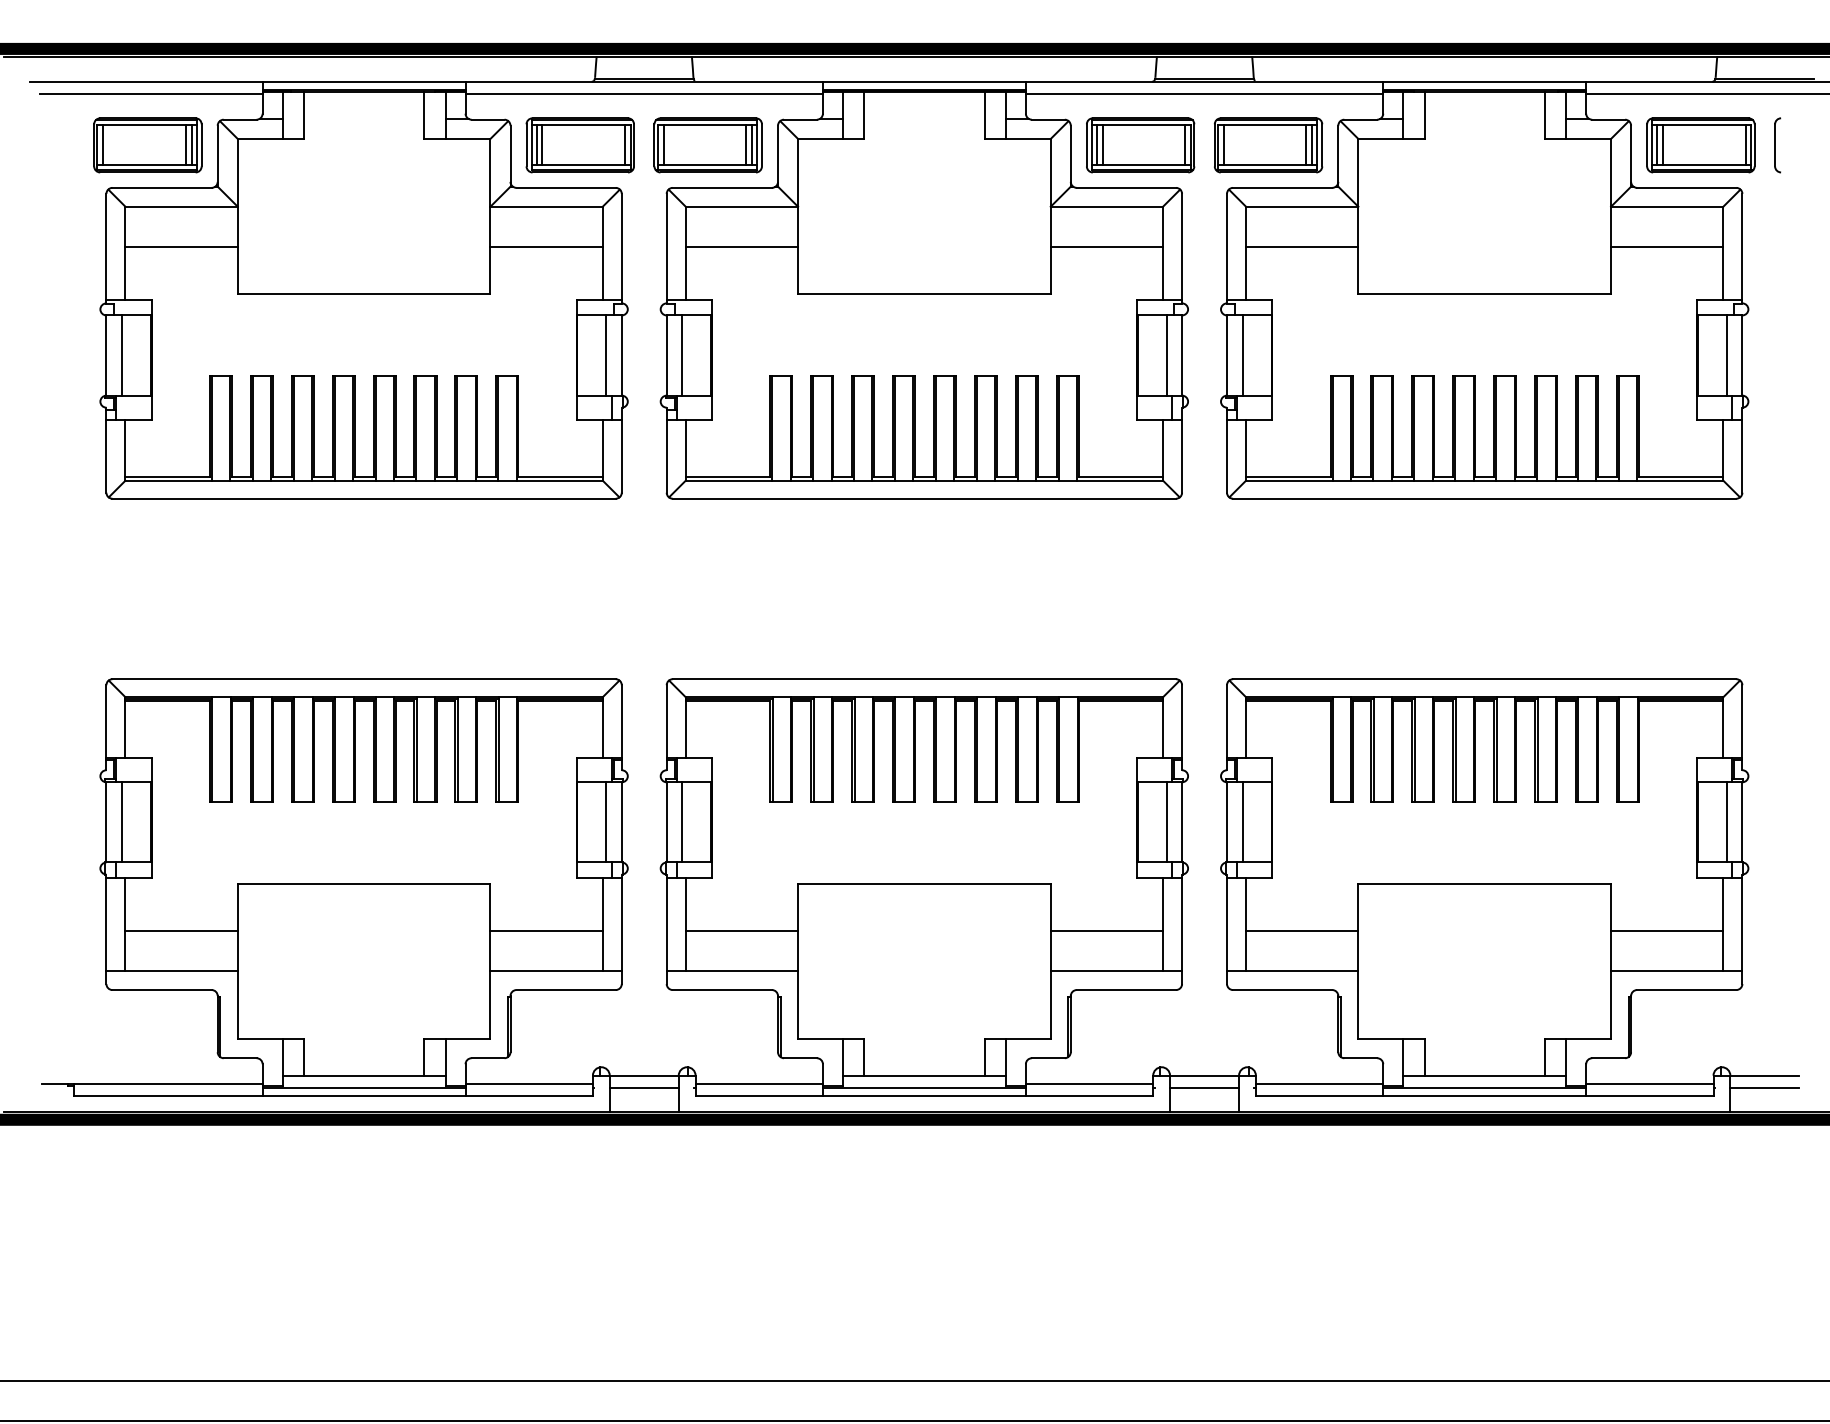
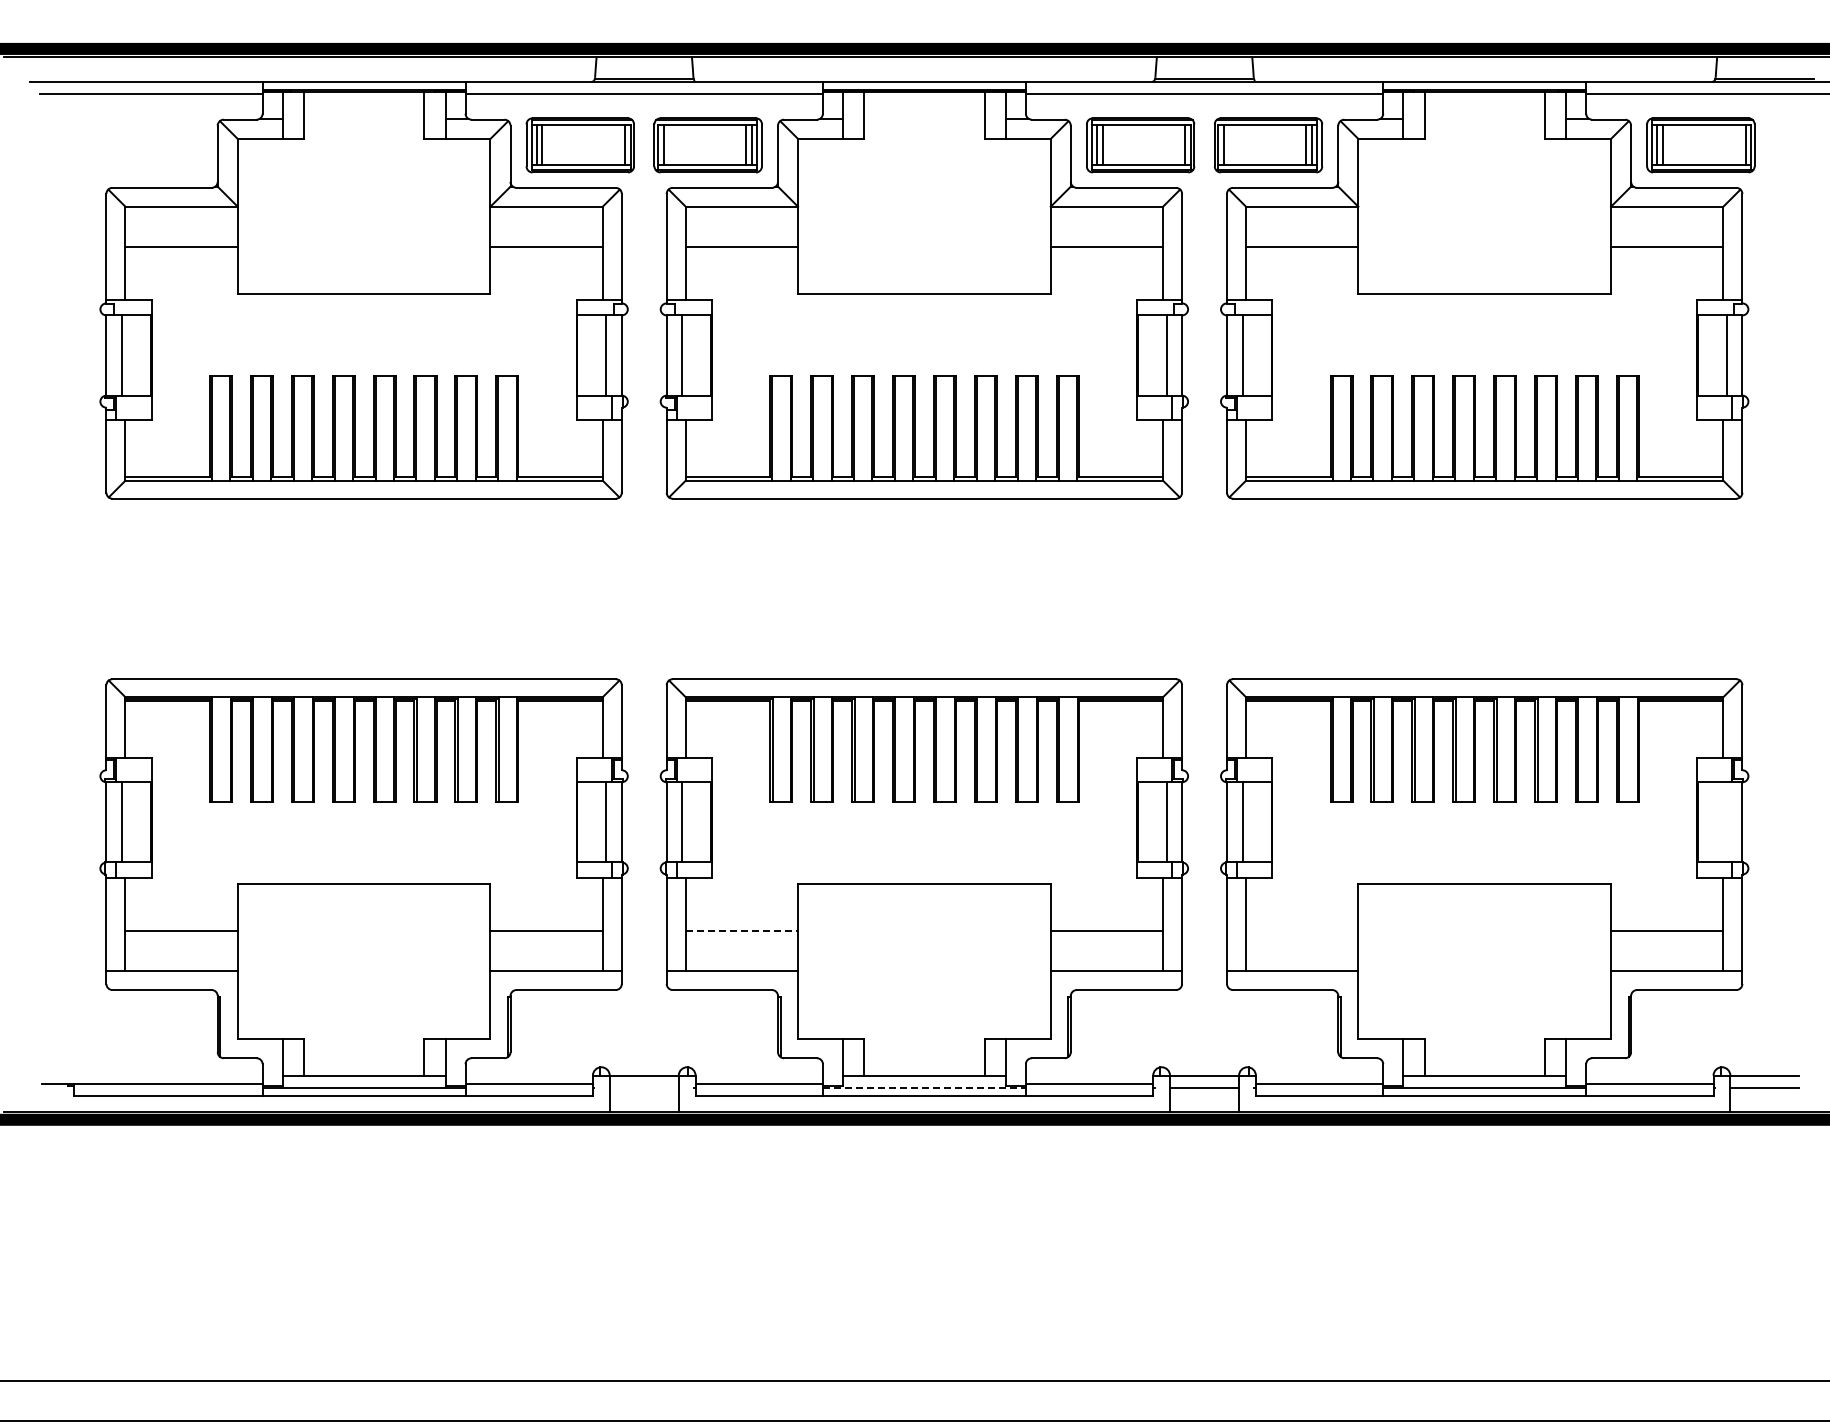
part: present -> none (147, 145)
part: present -> none (1777, 145)
line: present -> none (1726, 822)
line: solid -> dashed (742, 931)
line: present -> none (1302, 931)
line: present -> none (643, 1087)
line: solid -> dashed (924, 1087)
